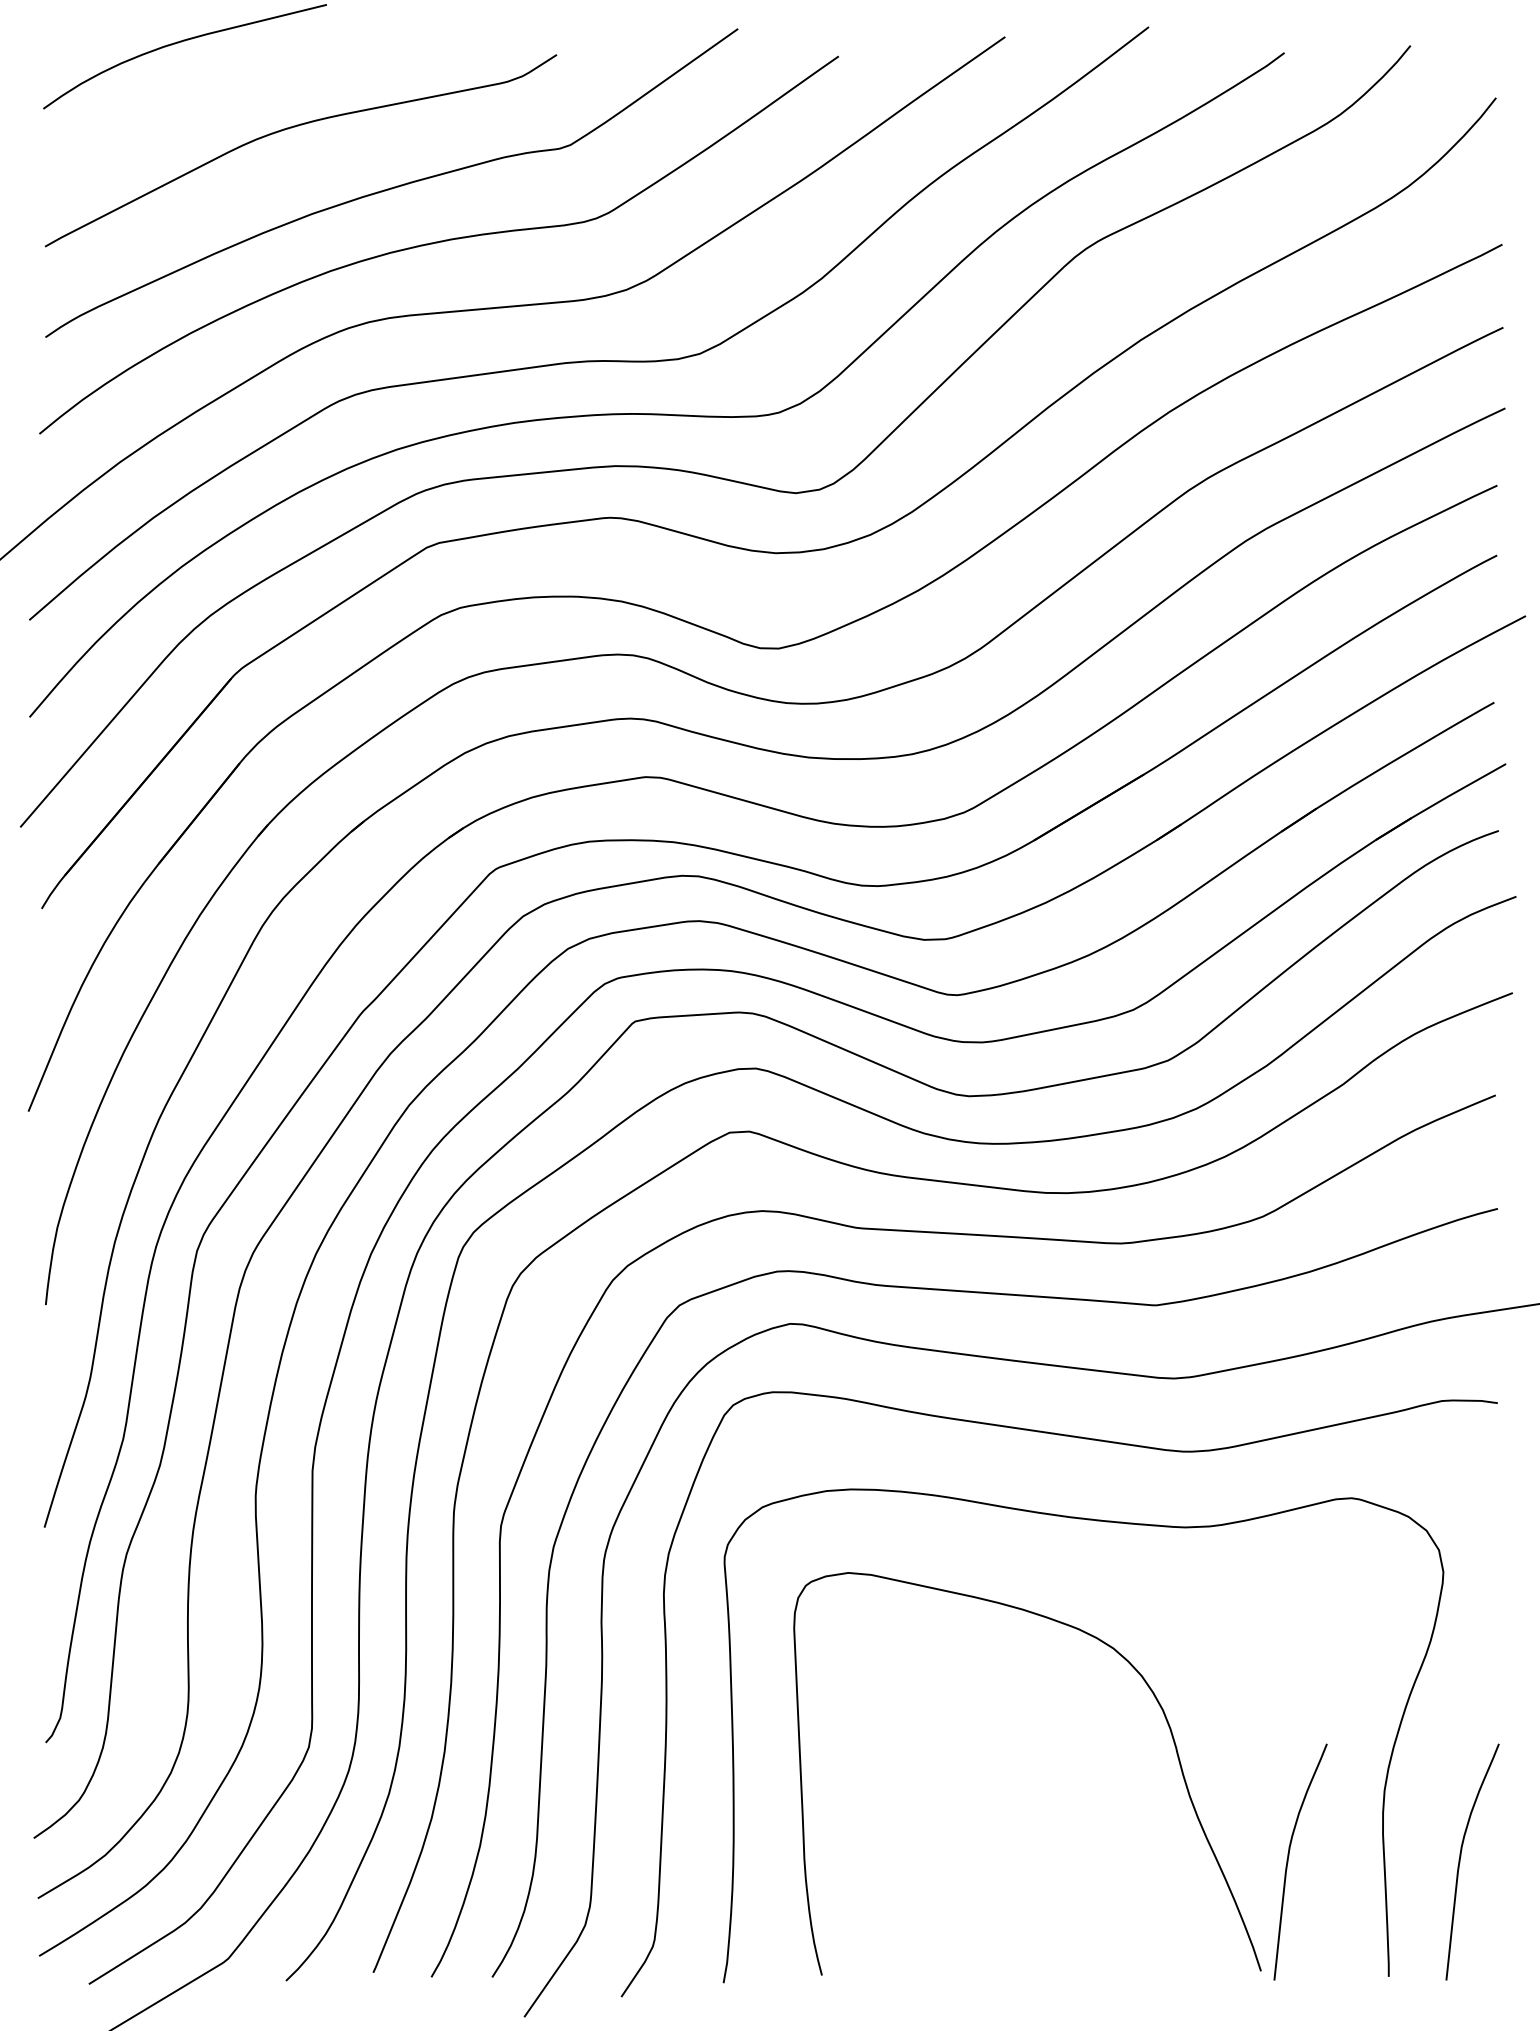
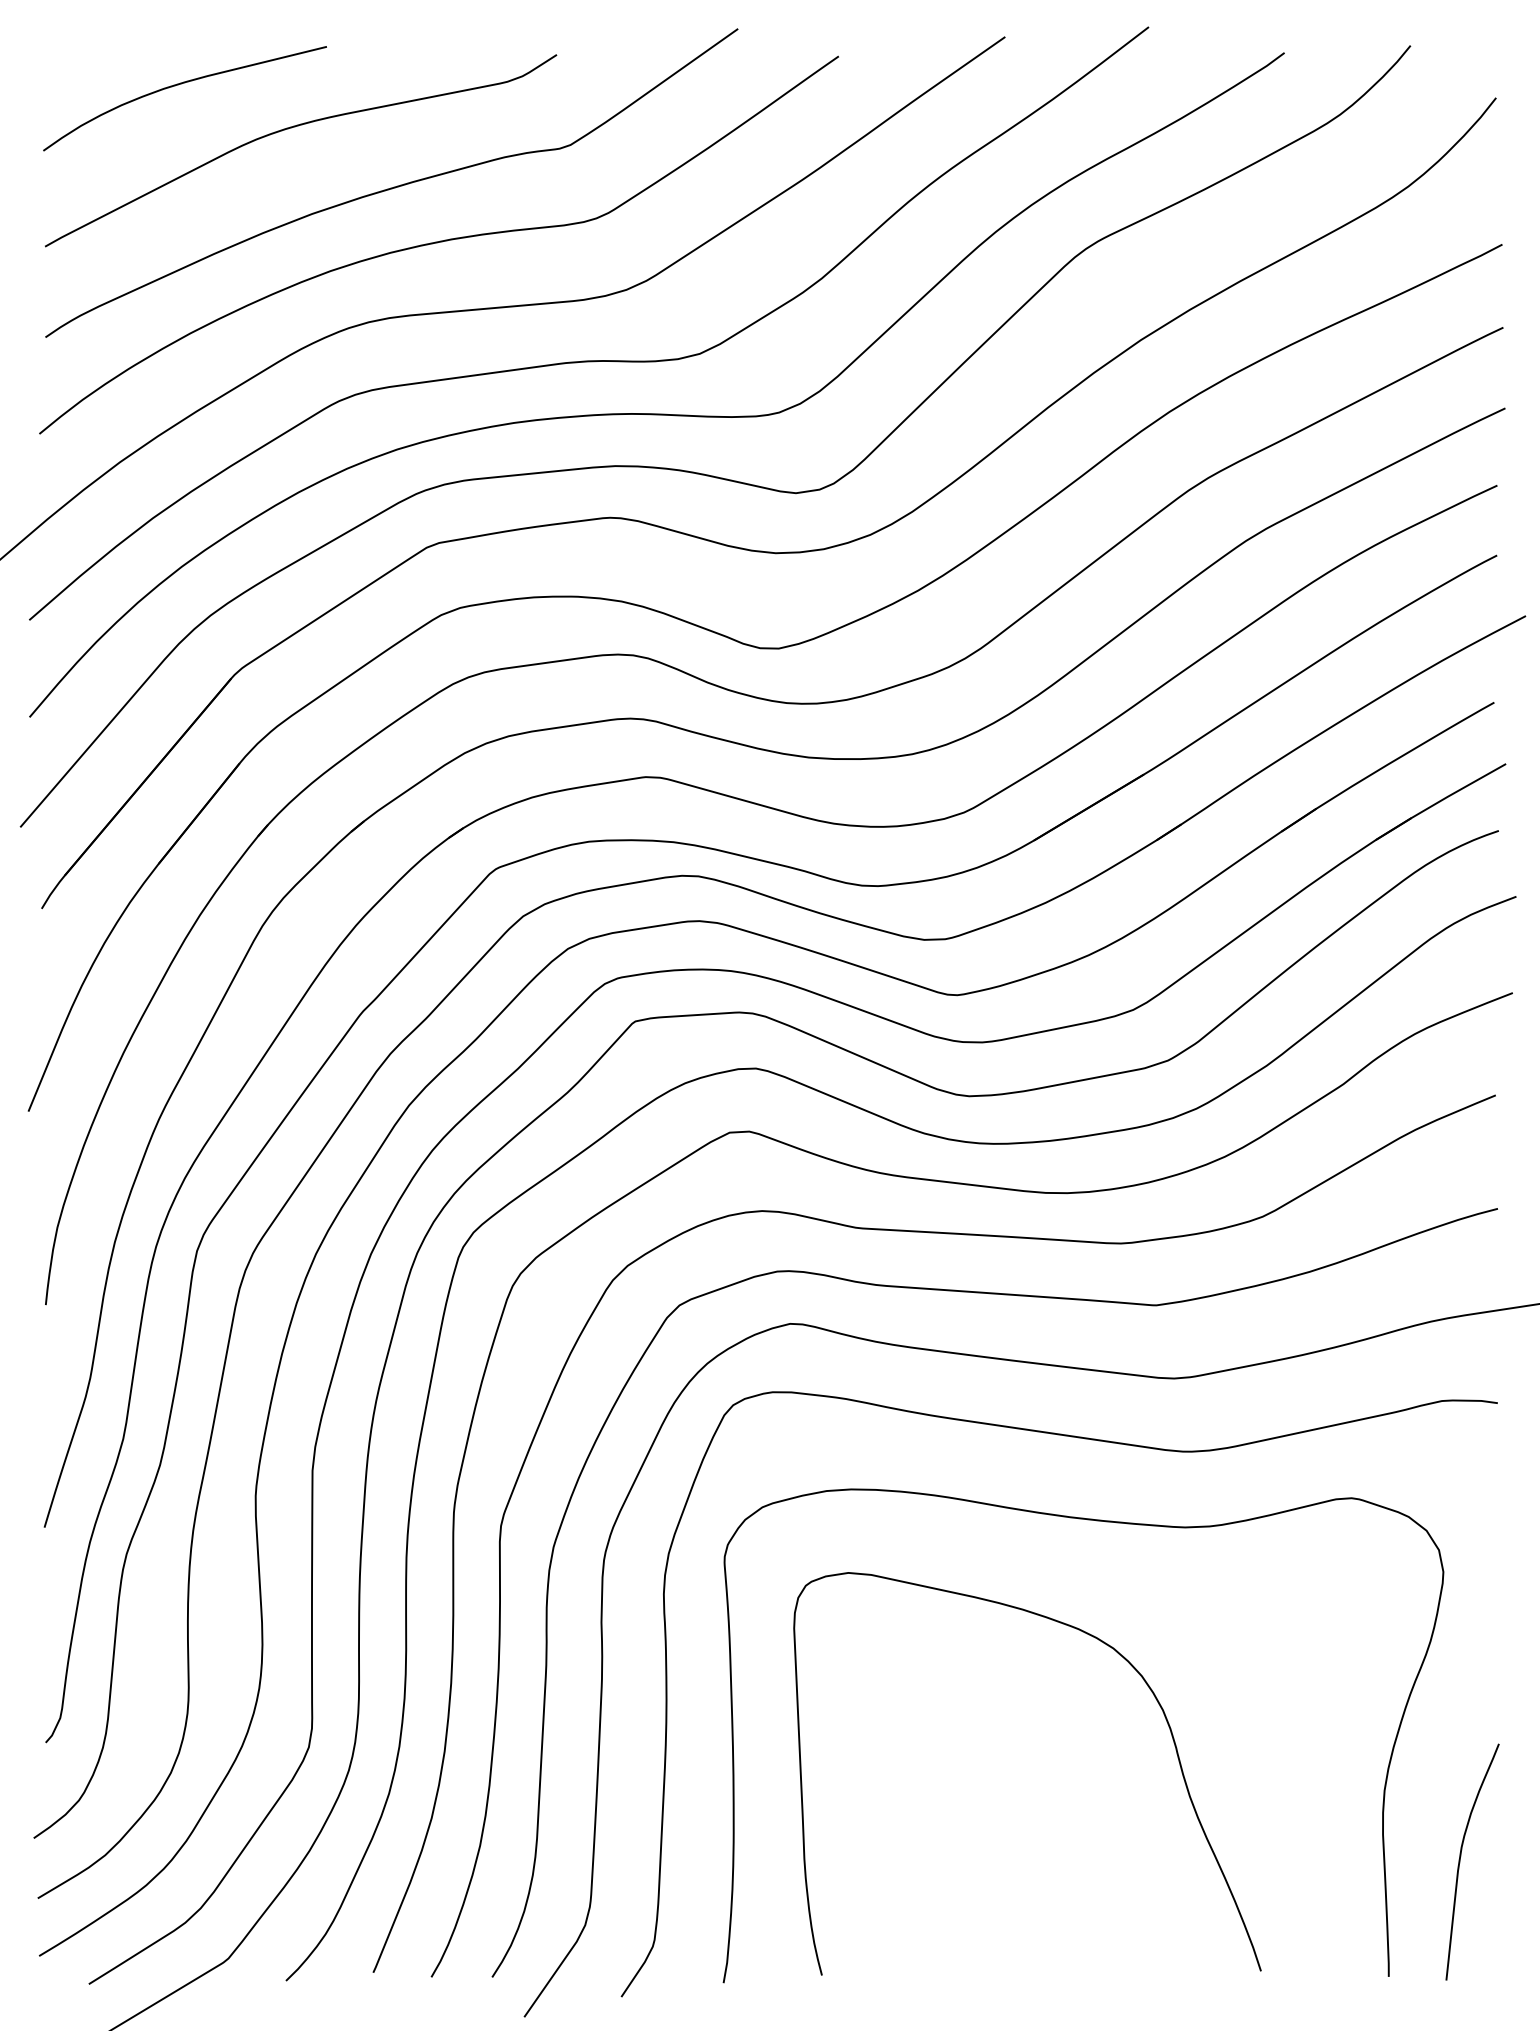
curve position: (181, 42) -> (181, 84) (181, 84)
curve: present -> none (1288, 1861)
